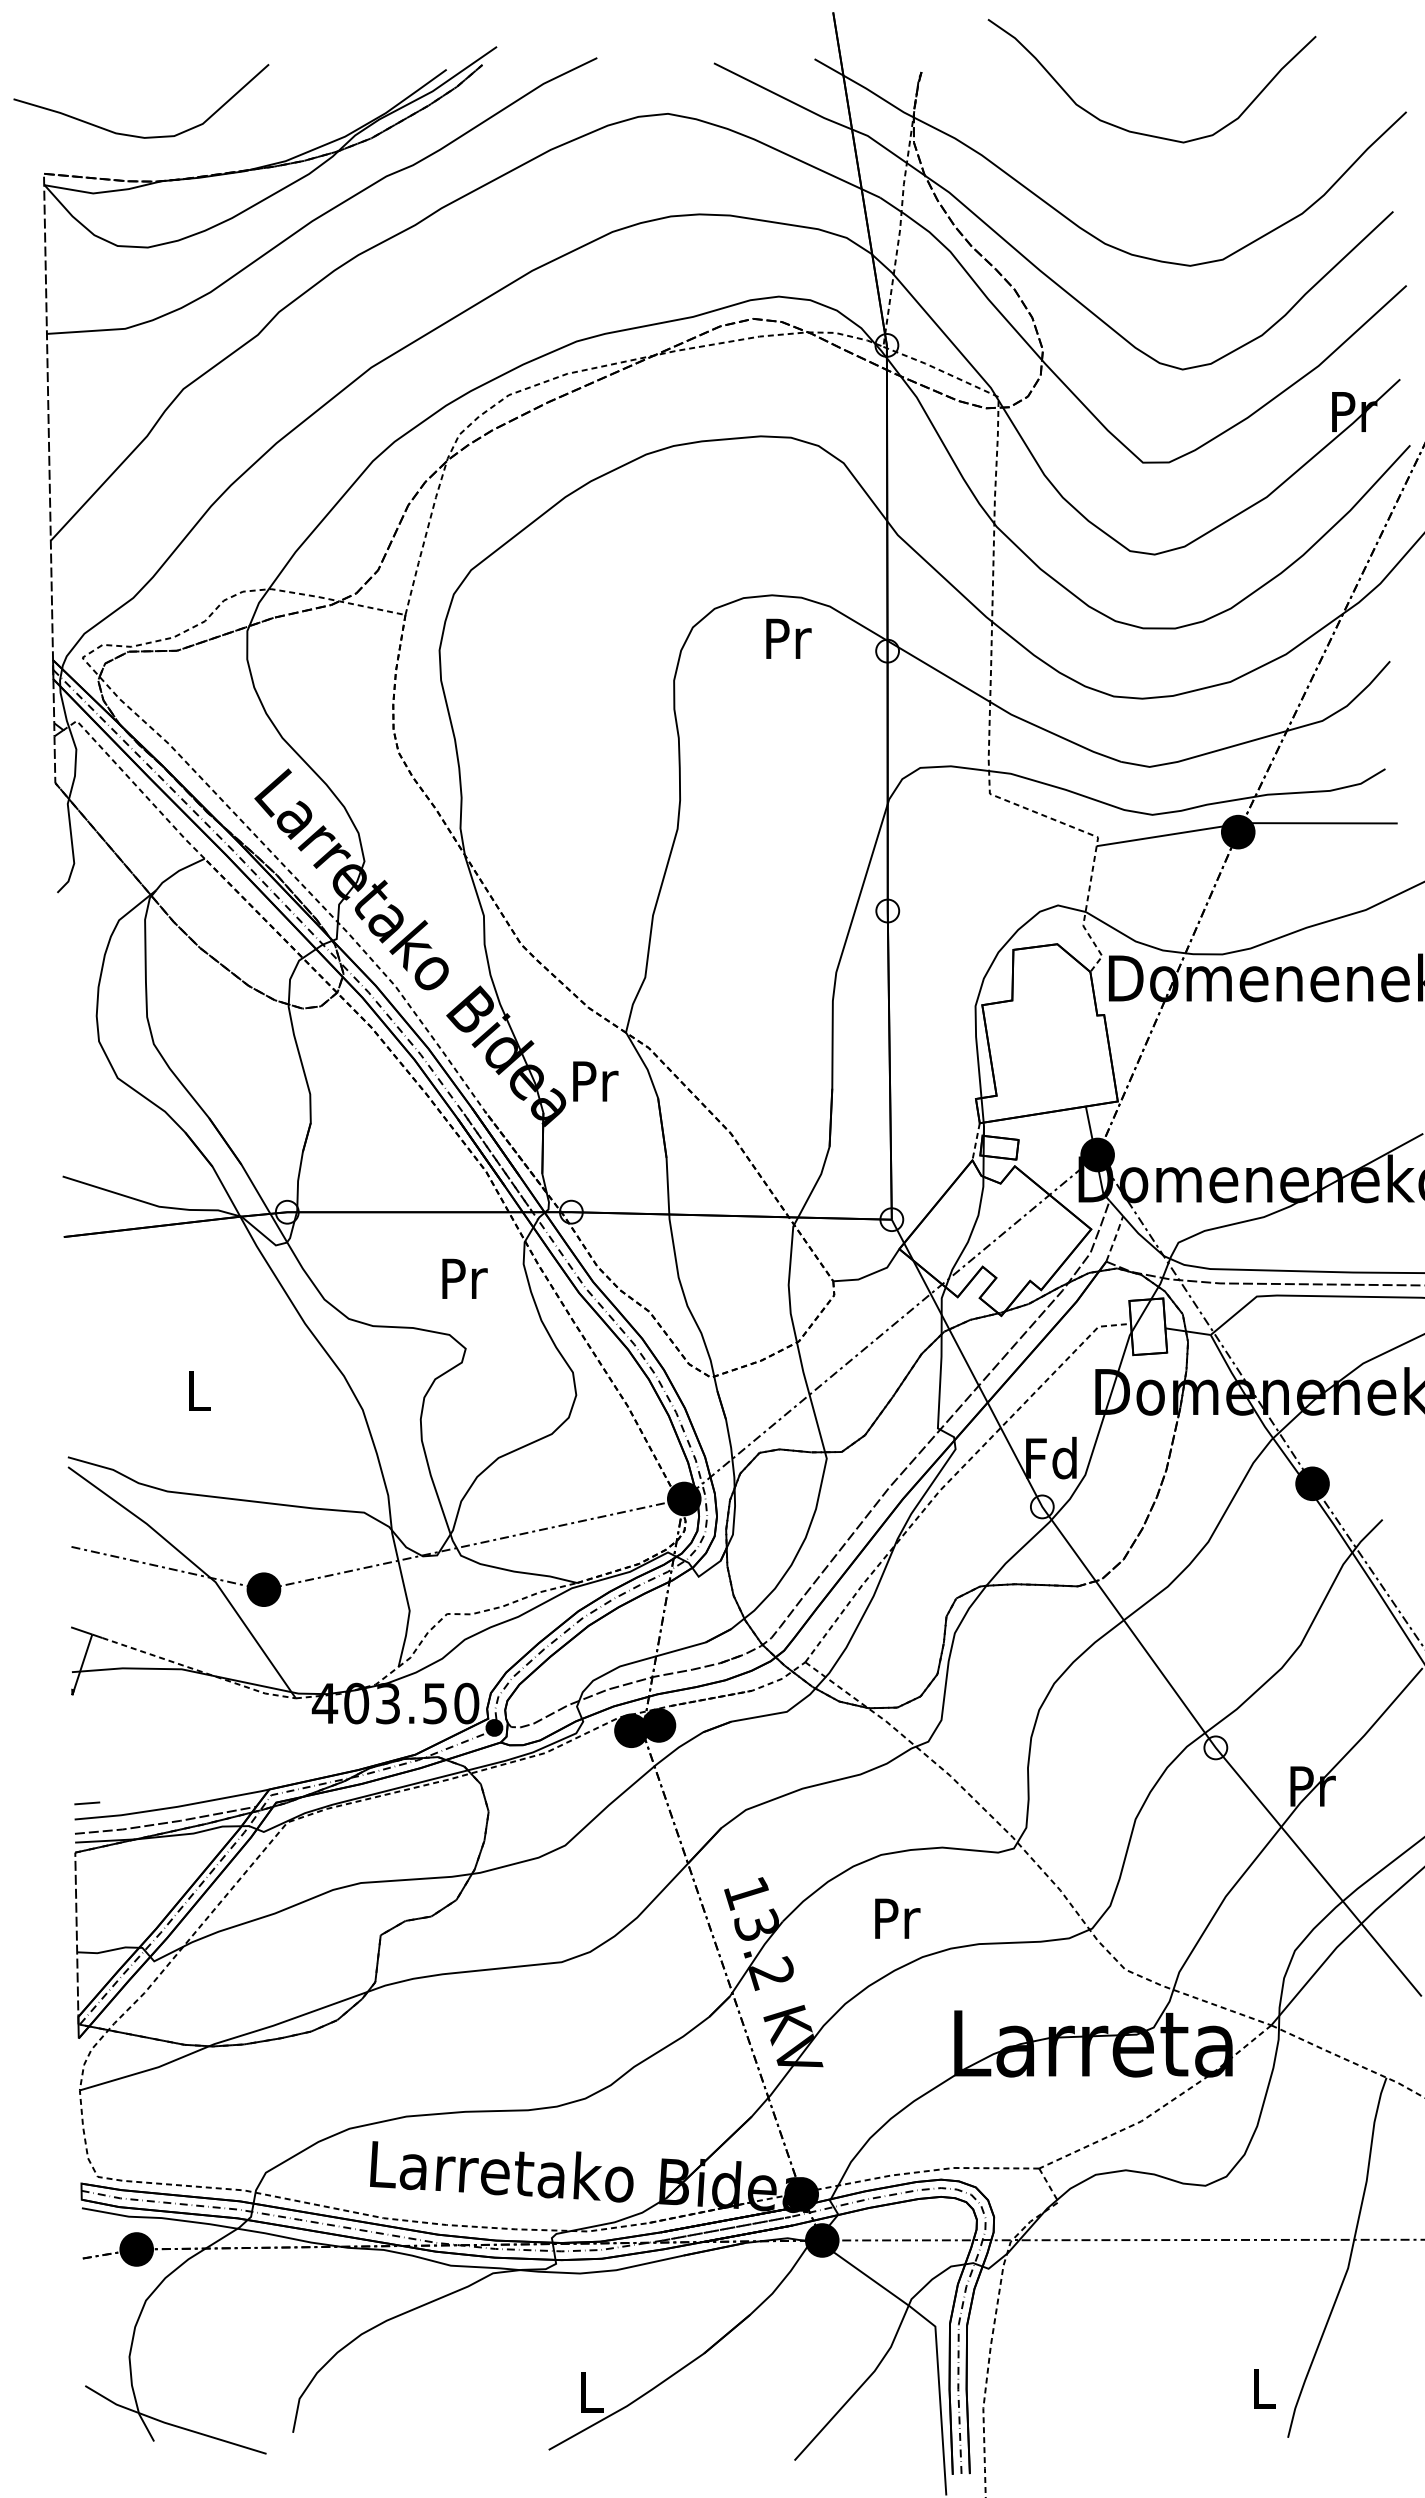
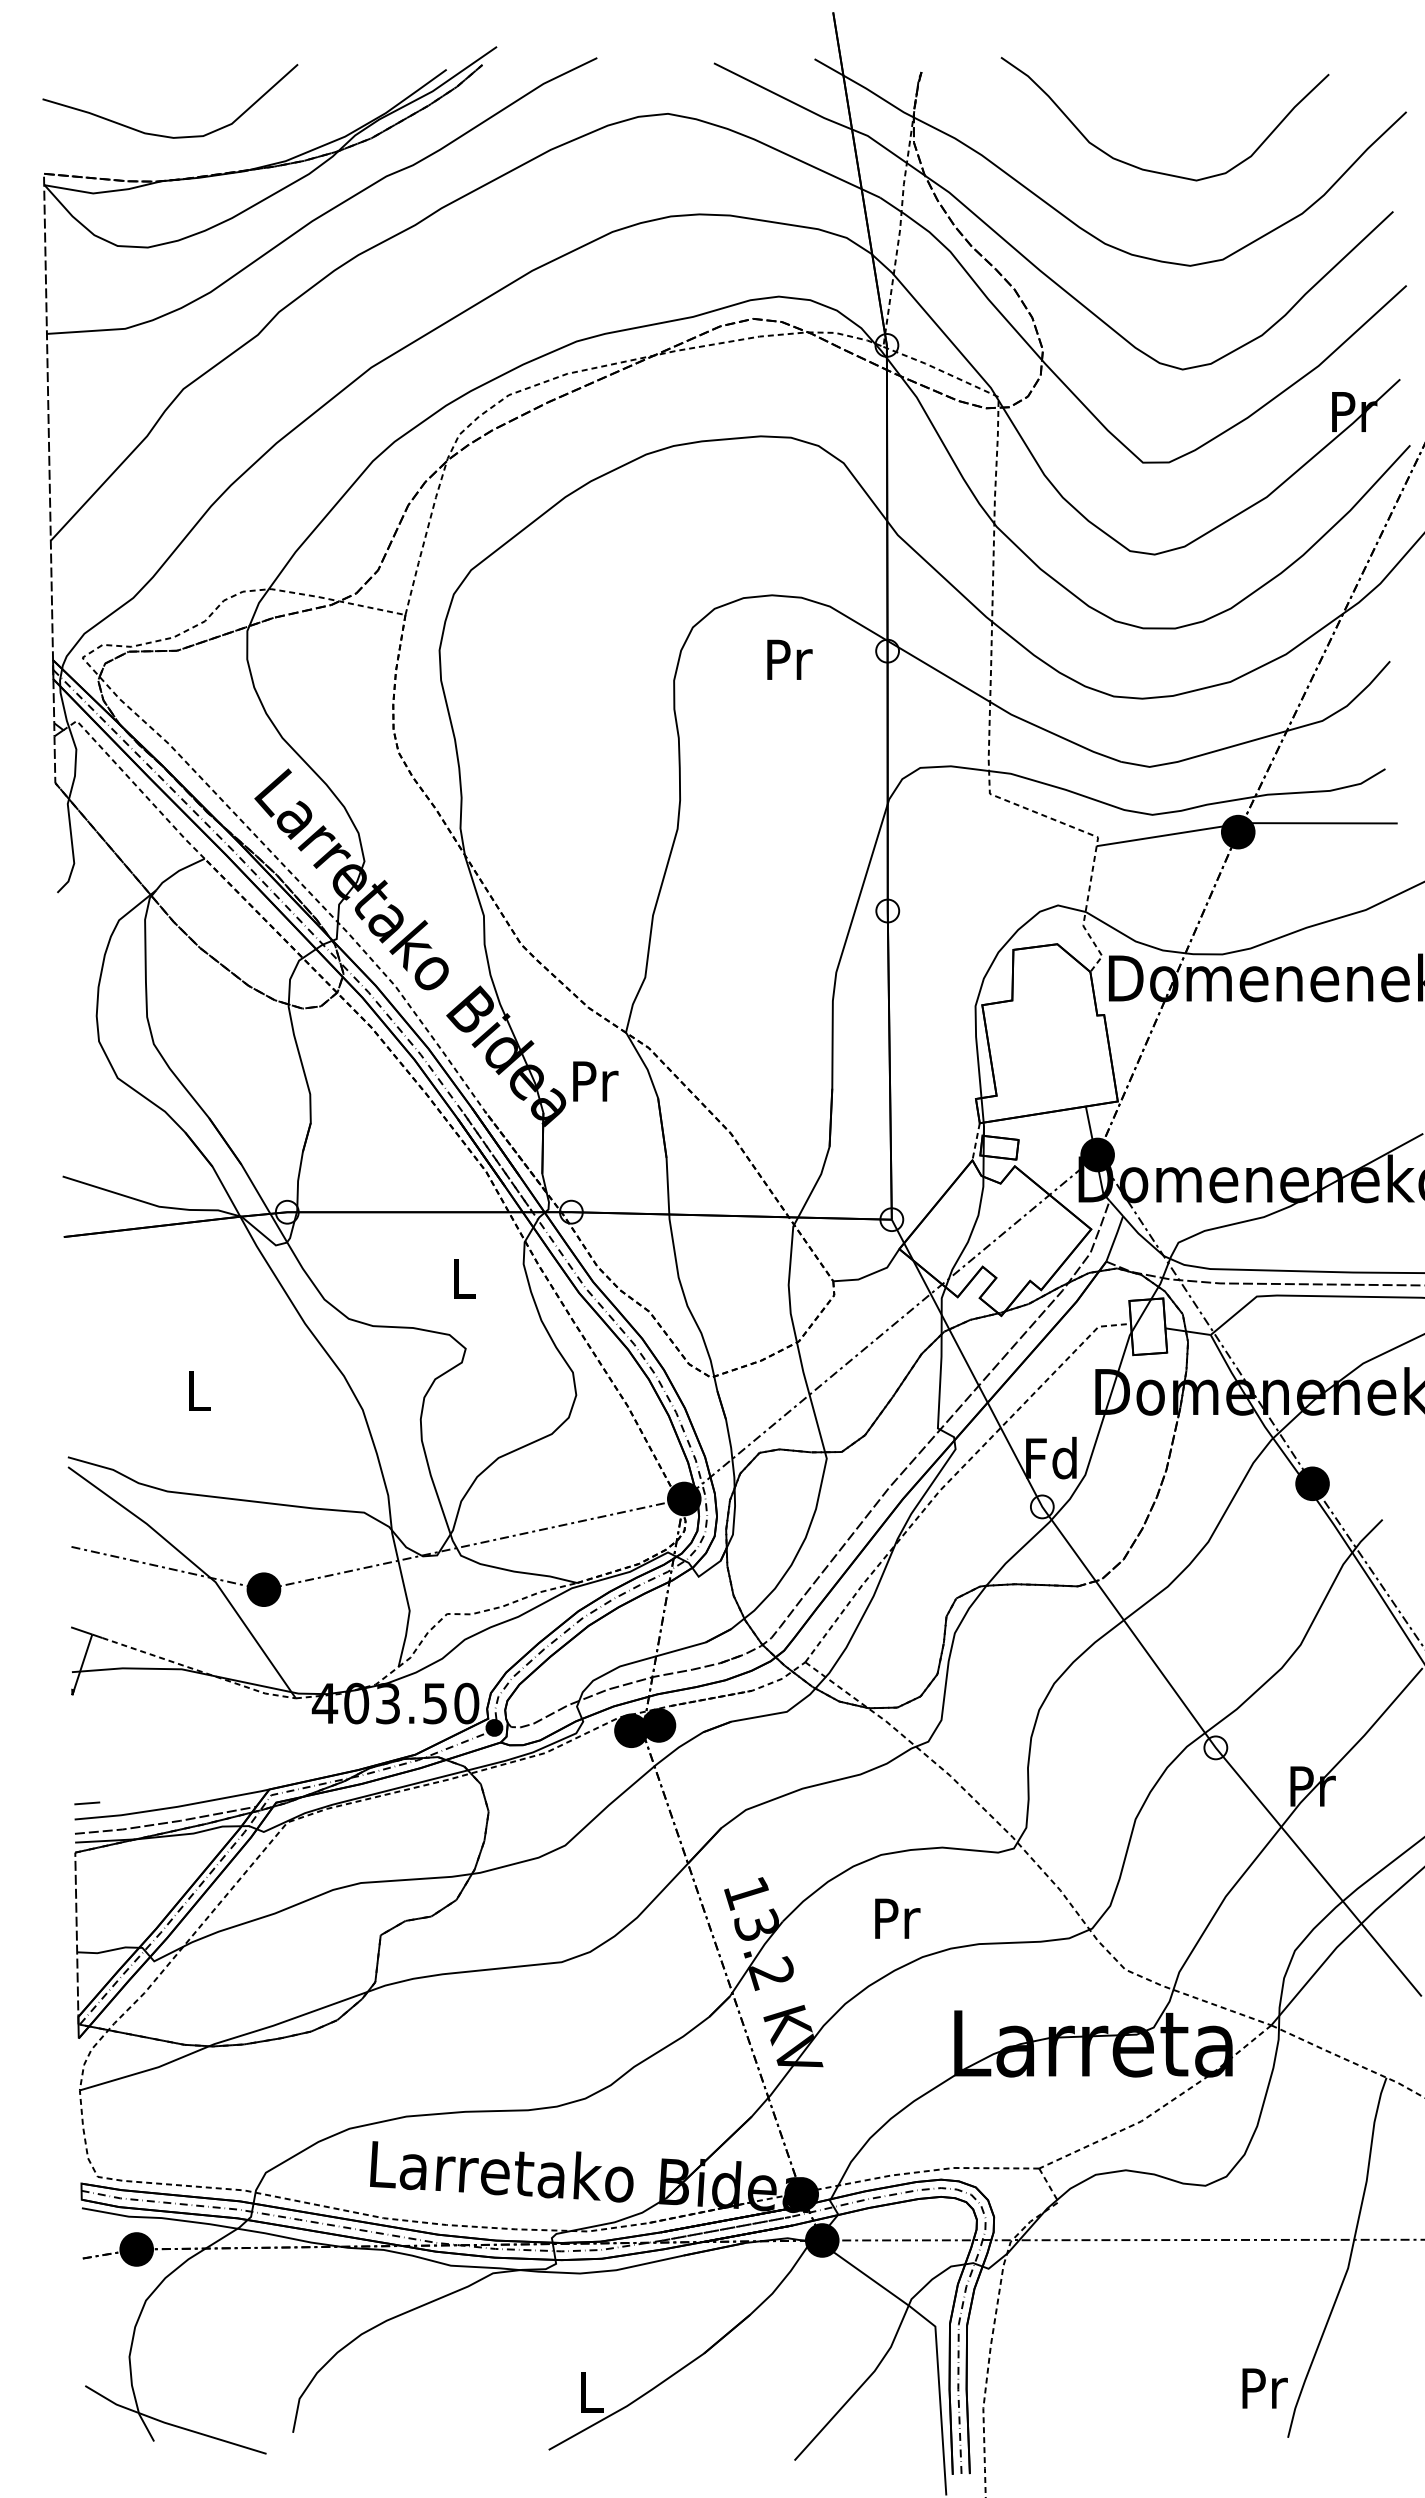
curve position: (1140, 132) -> (1153, 170) (1153, 170)
curve position: (137, 135) -> (166, 135) (166, 135)
text position: (788, 638) -> (789, 659) (789, 659)
line: dashed -> solid (1115, 1238)
text: Pr -> L (464, 1278)
text: L -> Pr (1264, 2388)
